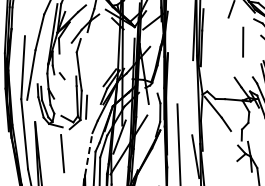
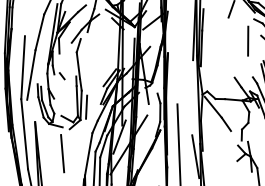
line position: (243, 41) -> (248, 40) (248, 40)
line: dashed -> solid (88, 154)
